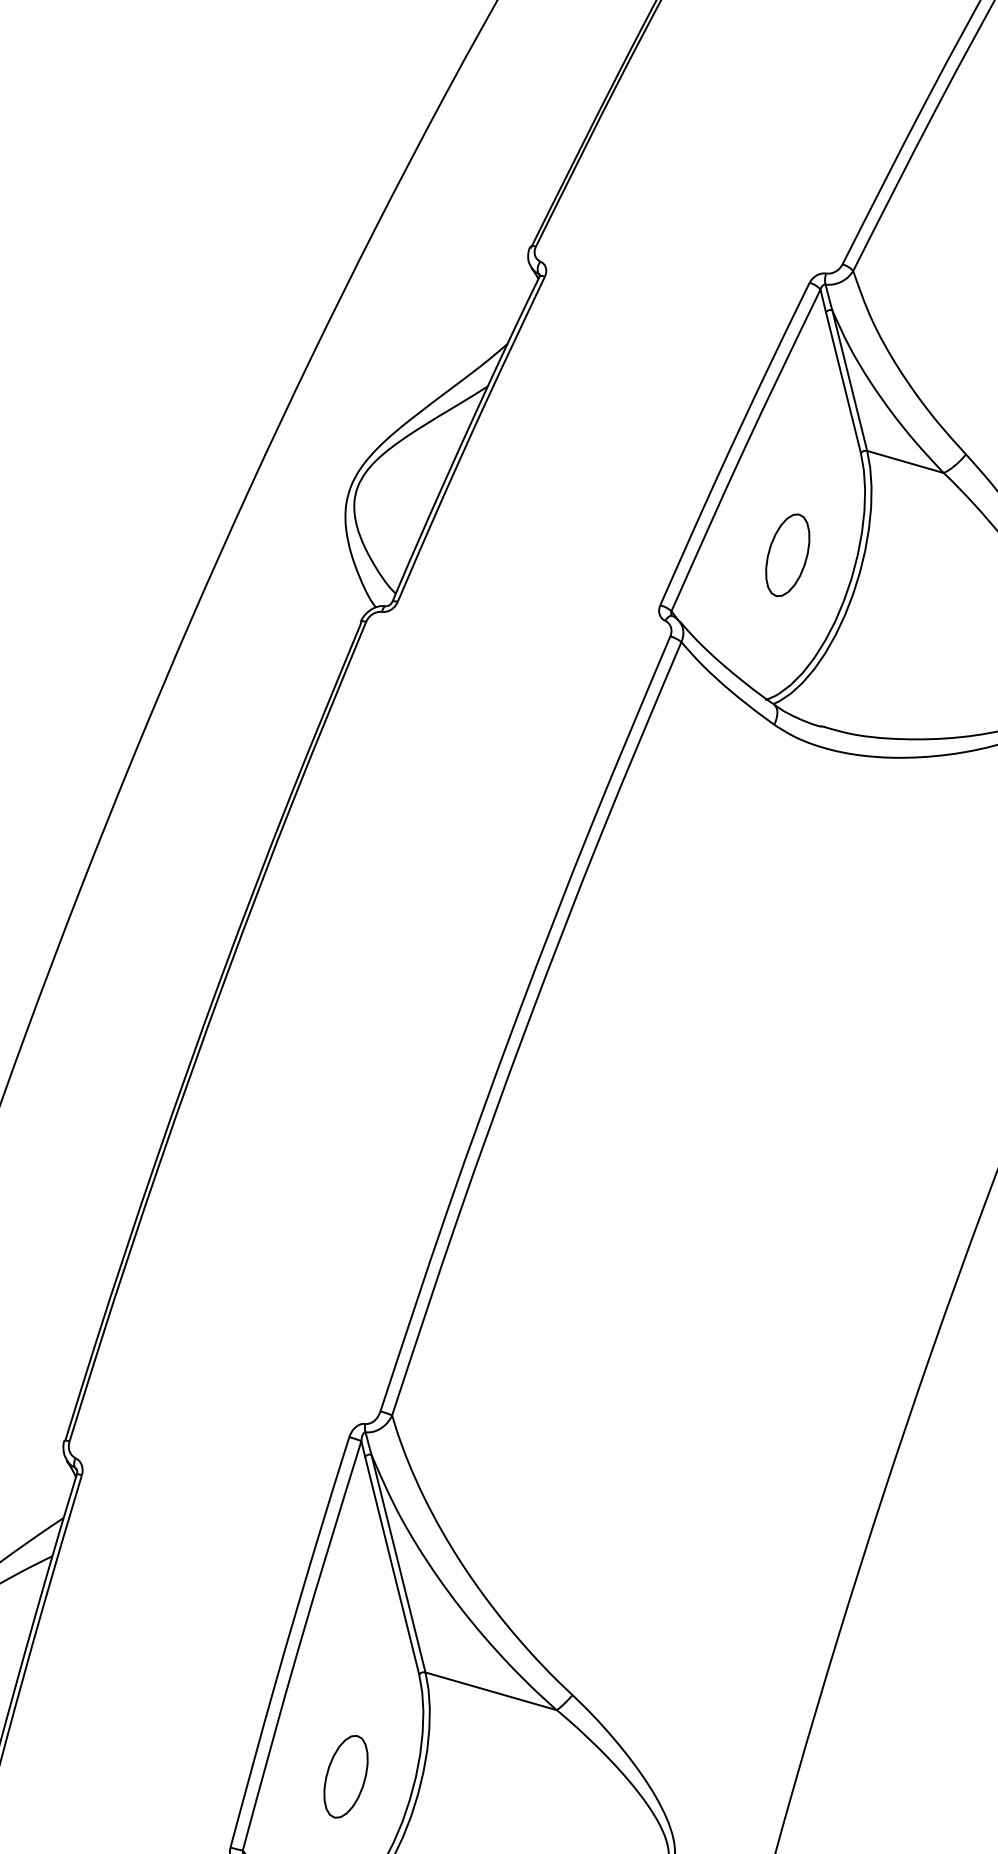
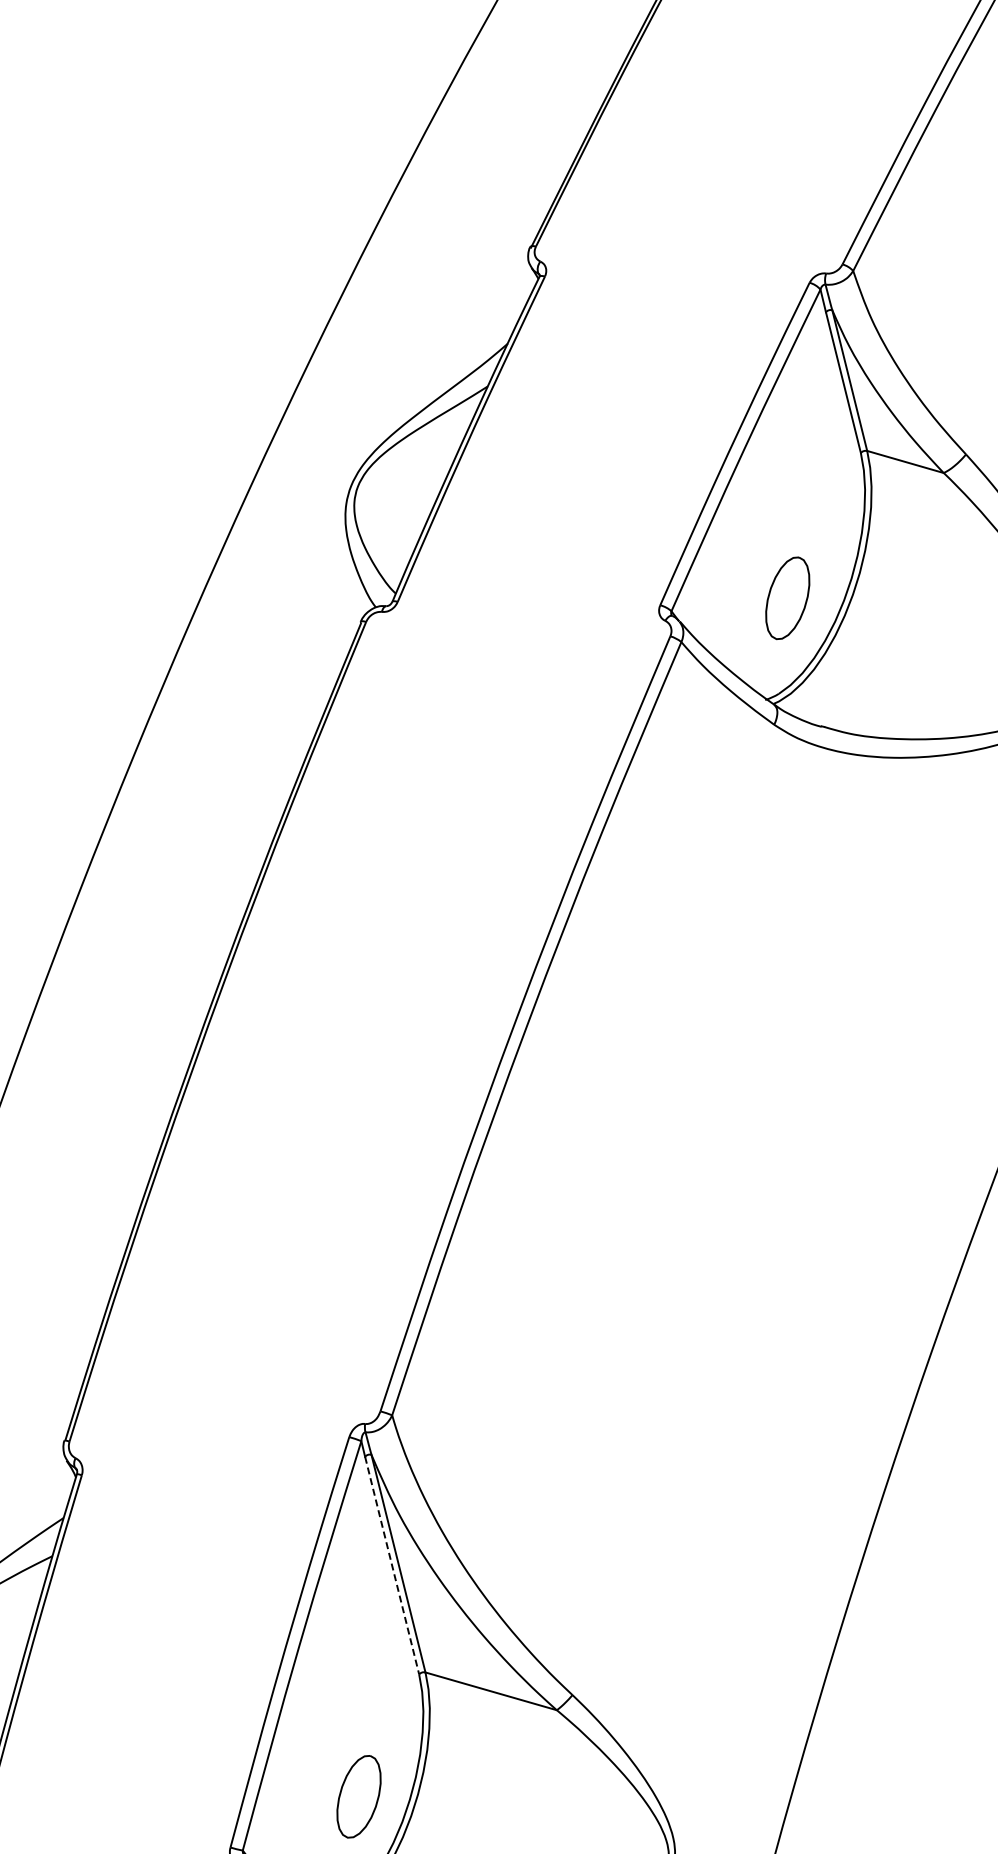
part position: (787, 555) -> (787, 598) (787, 598)
line: solid -> dashed (392, 1566)
part position: (345, 1776) -> (358, 1796) (358, 1796)
